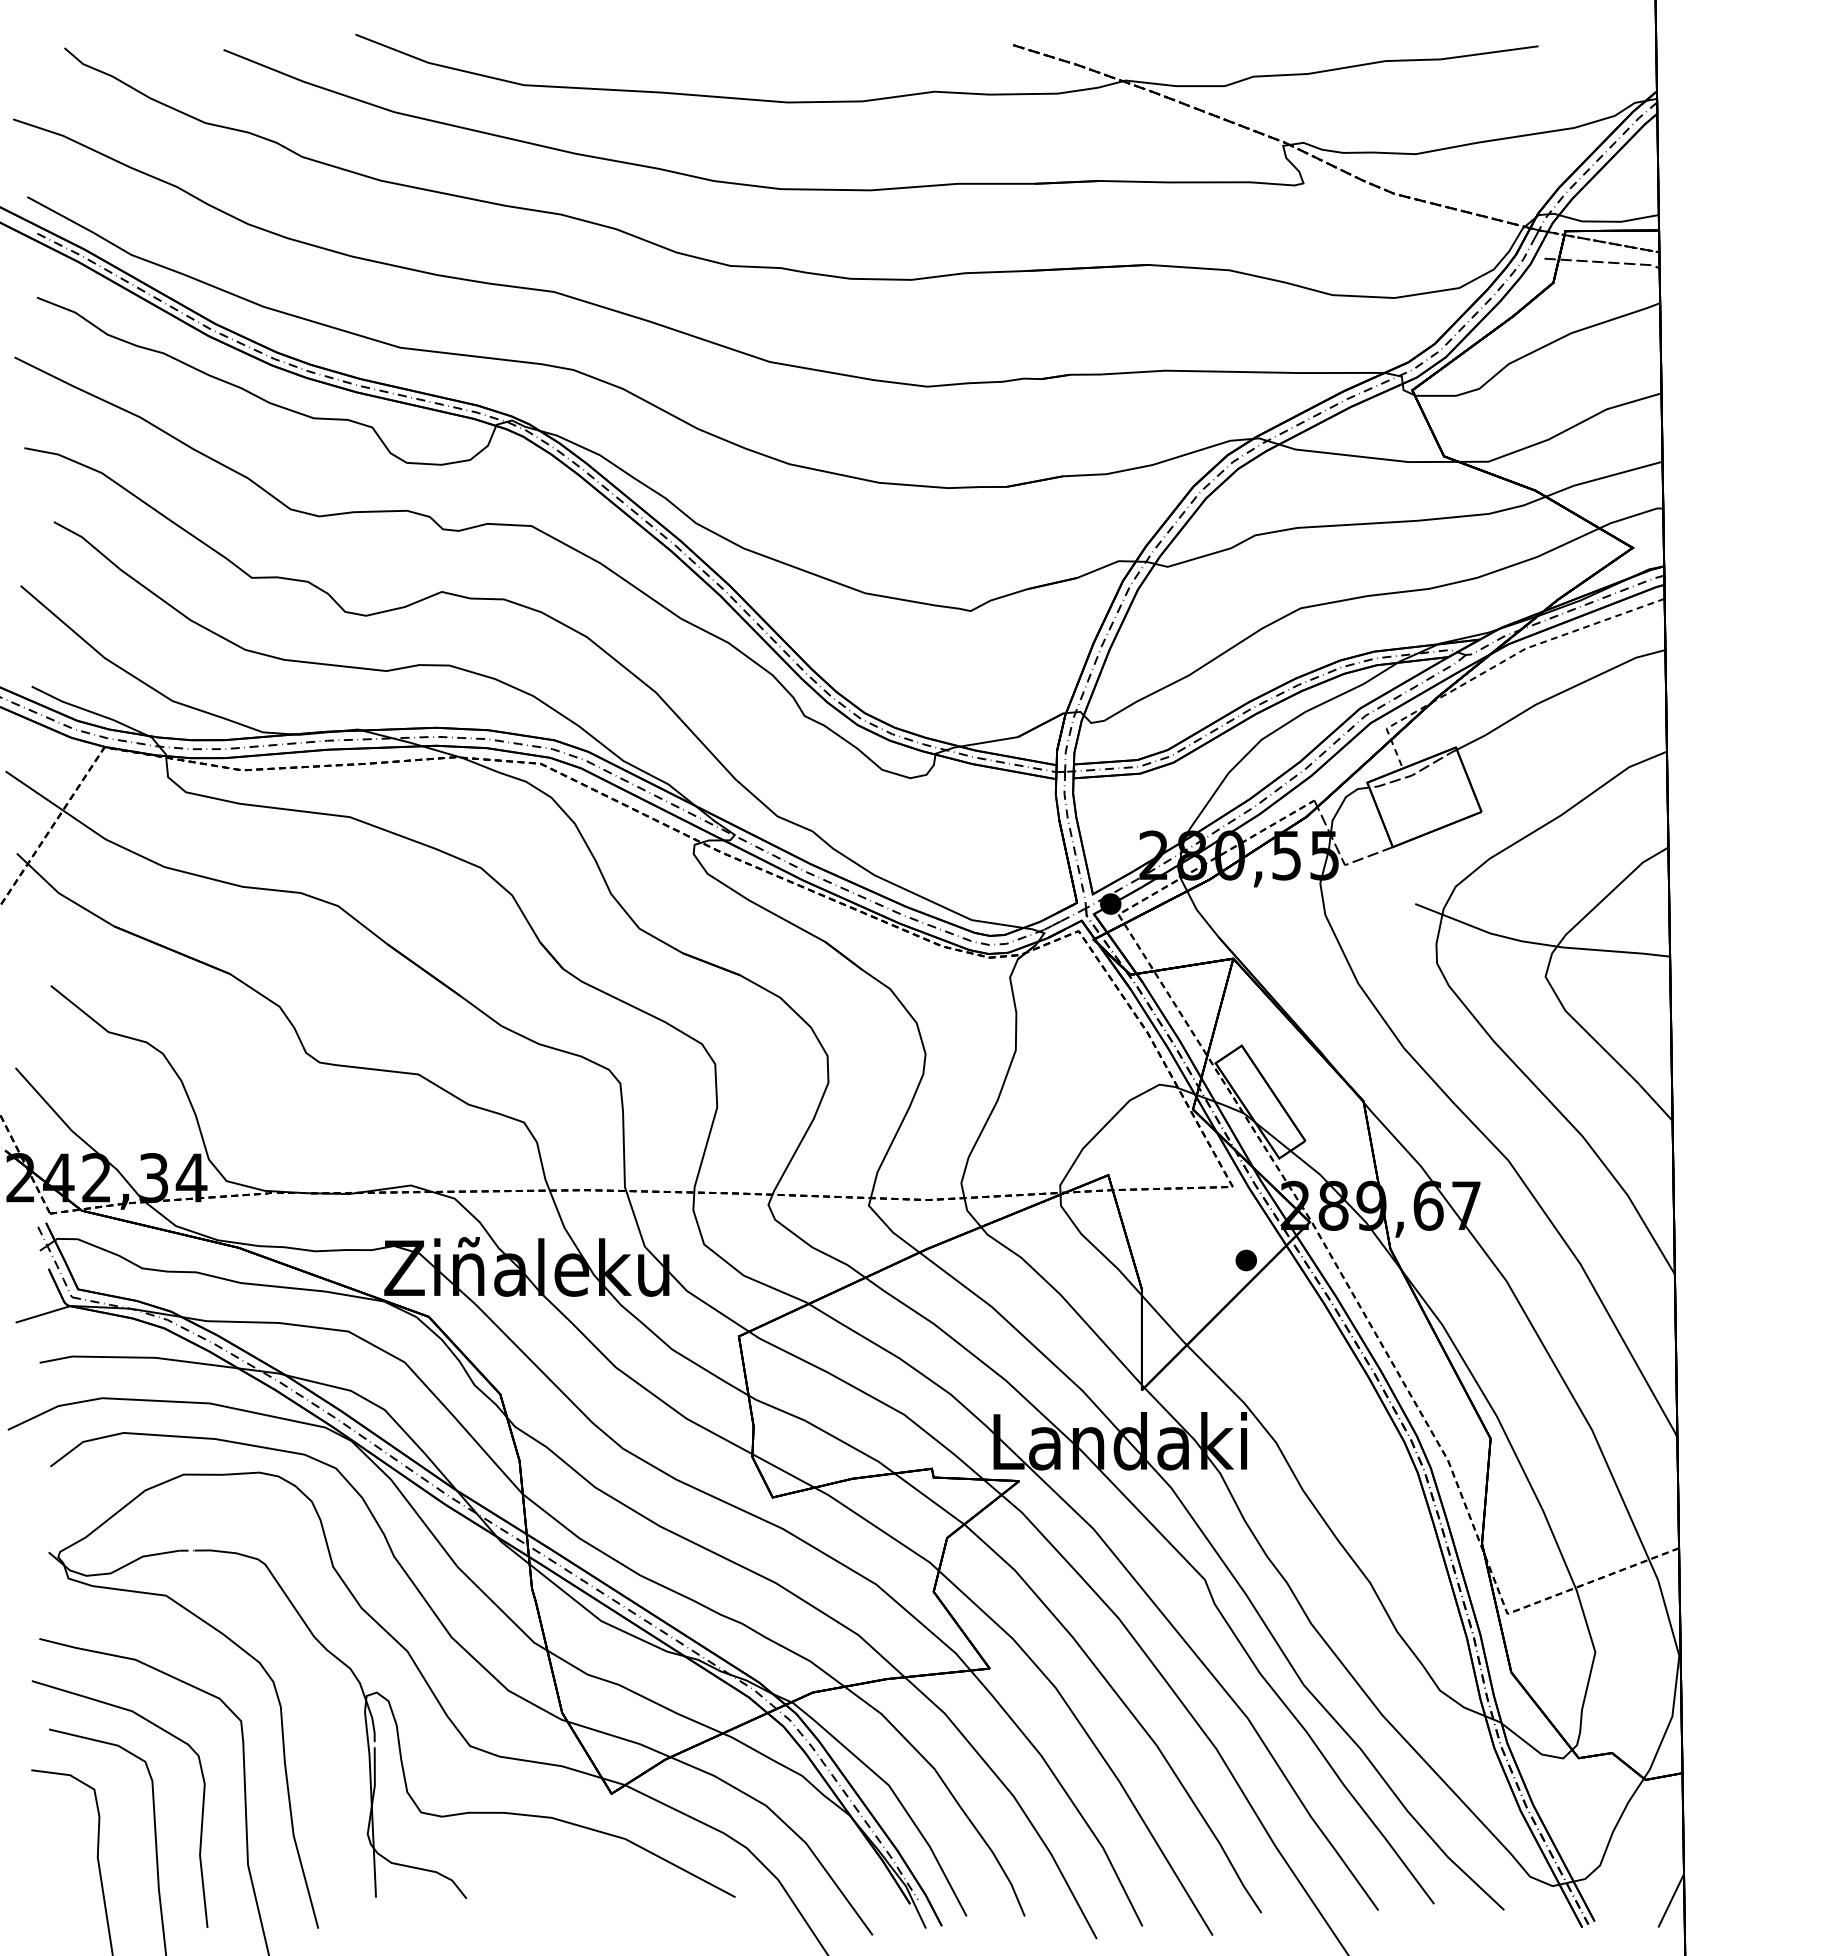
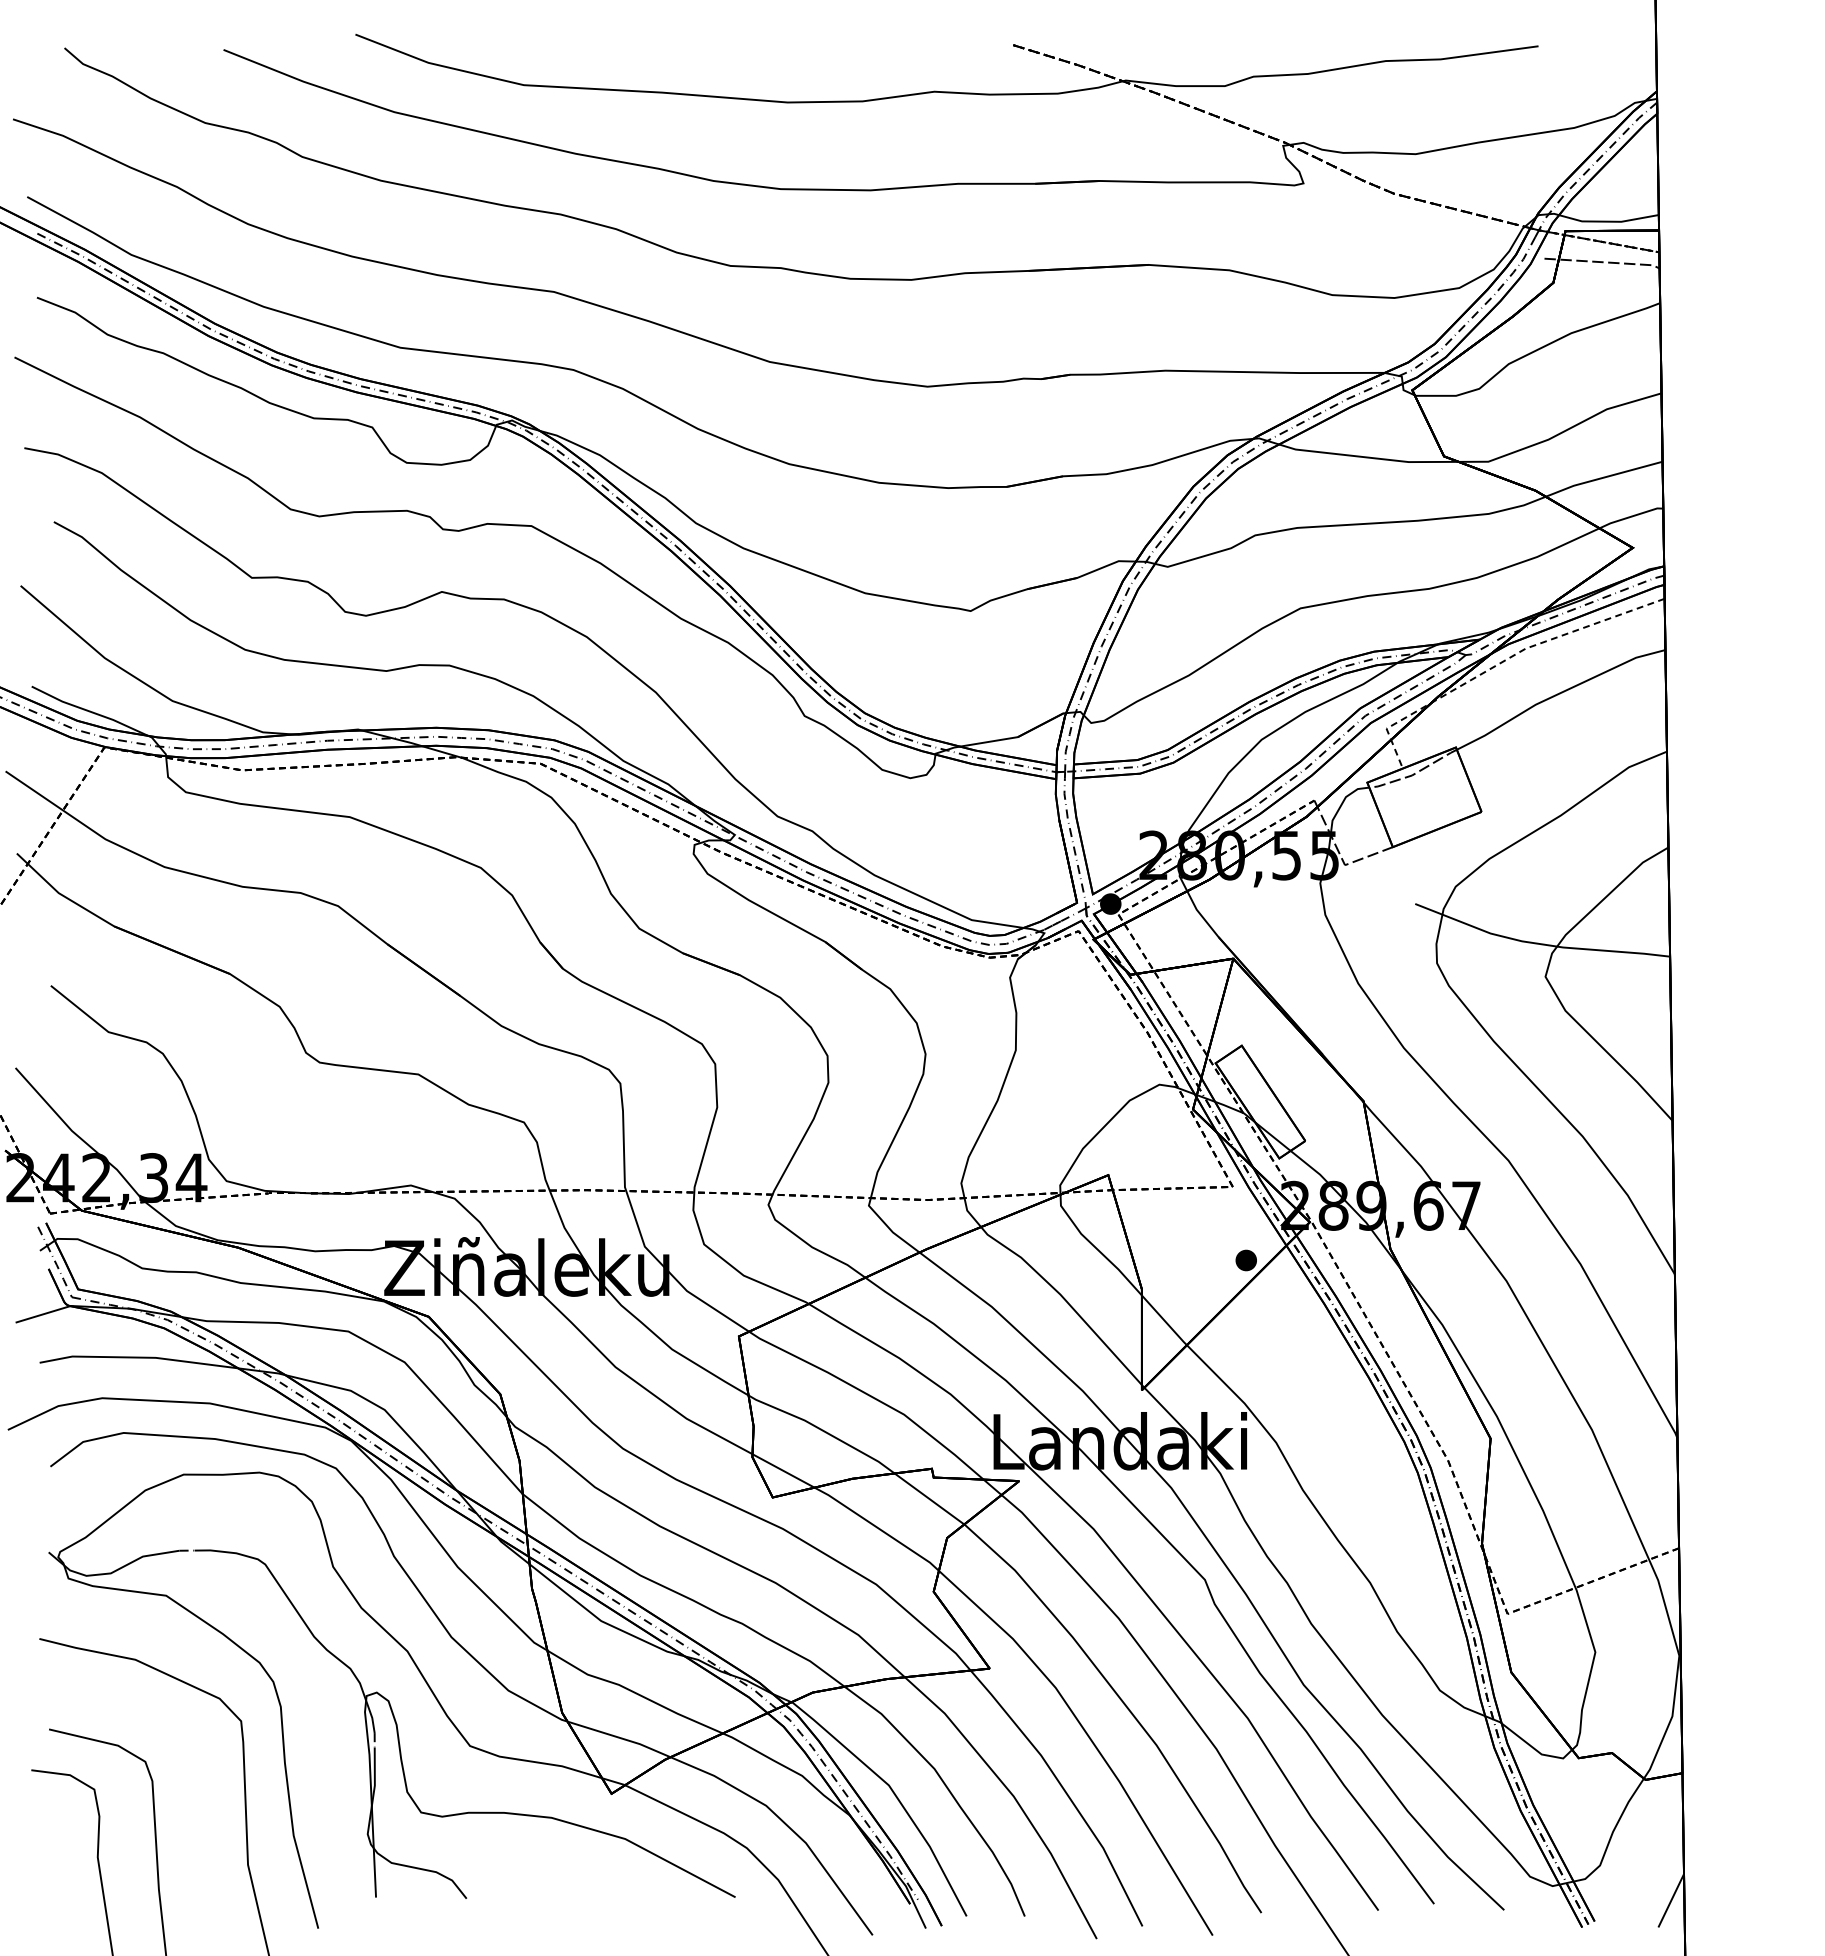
curve: present -> none (201, 1813)
